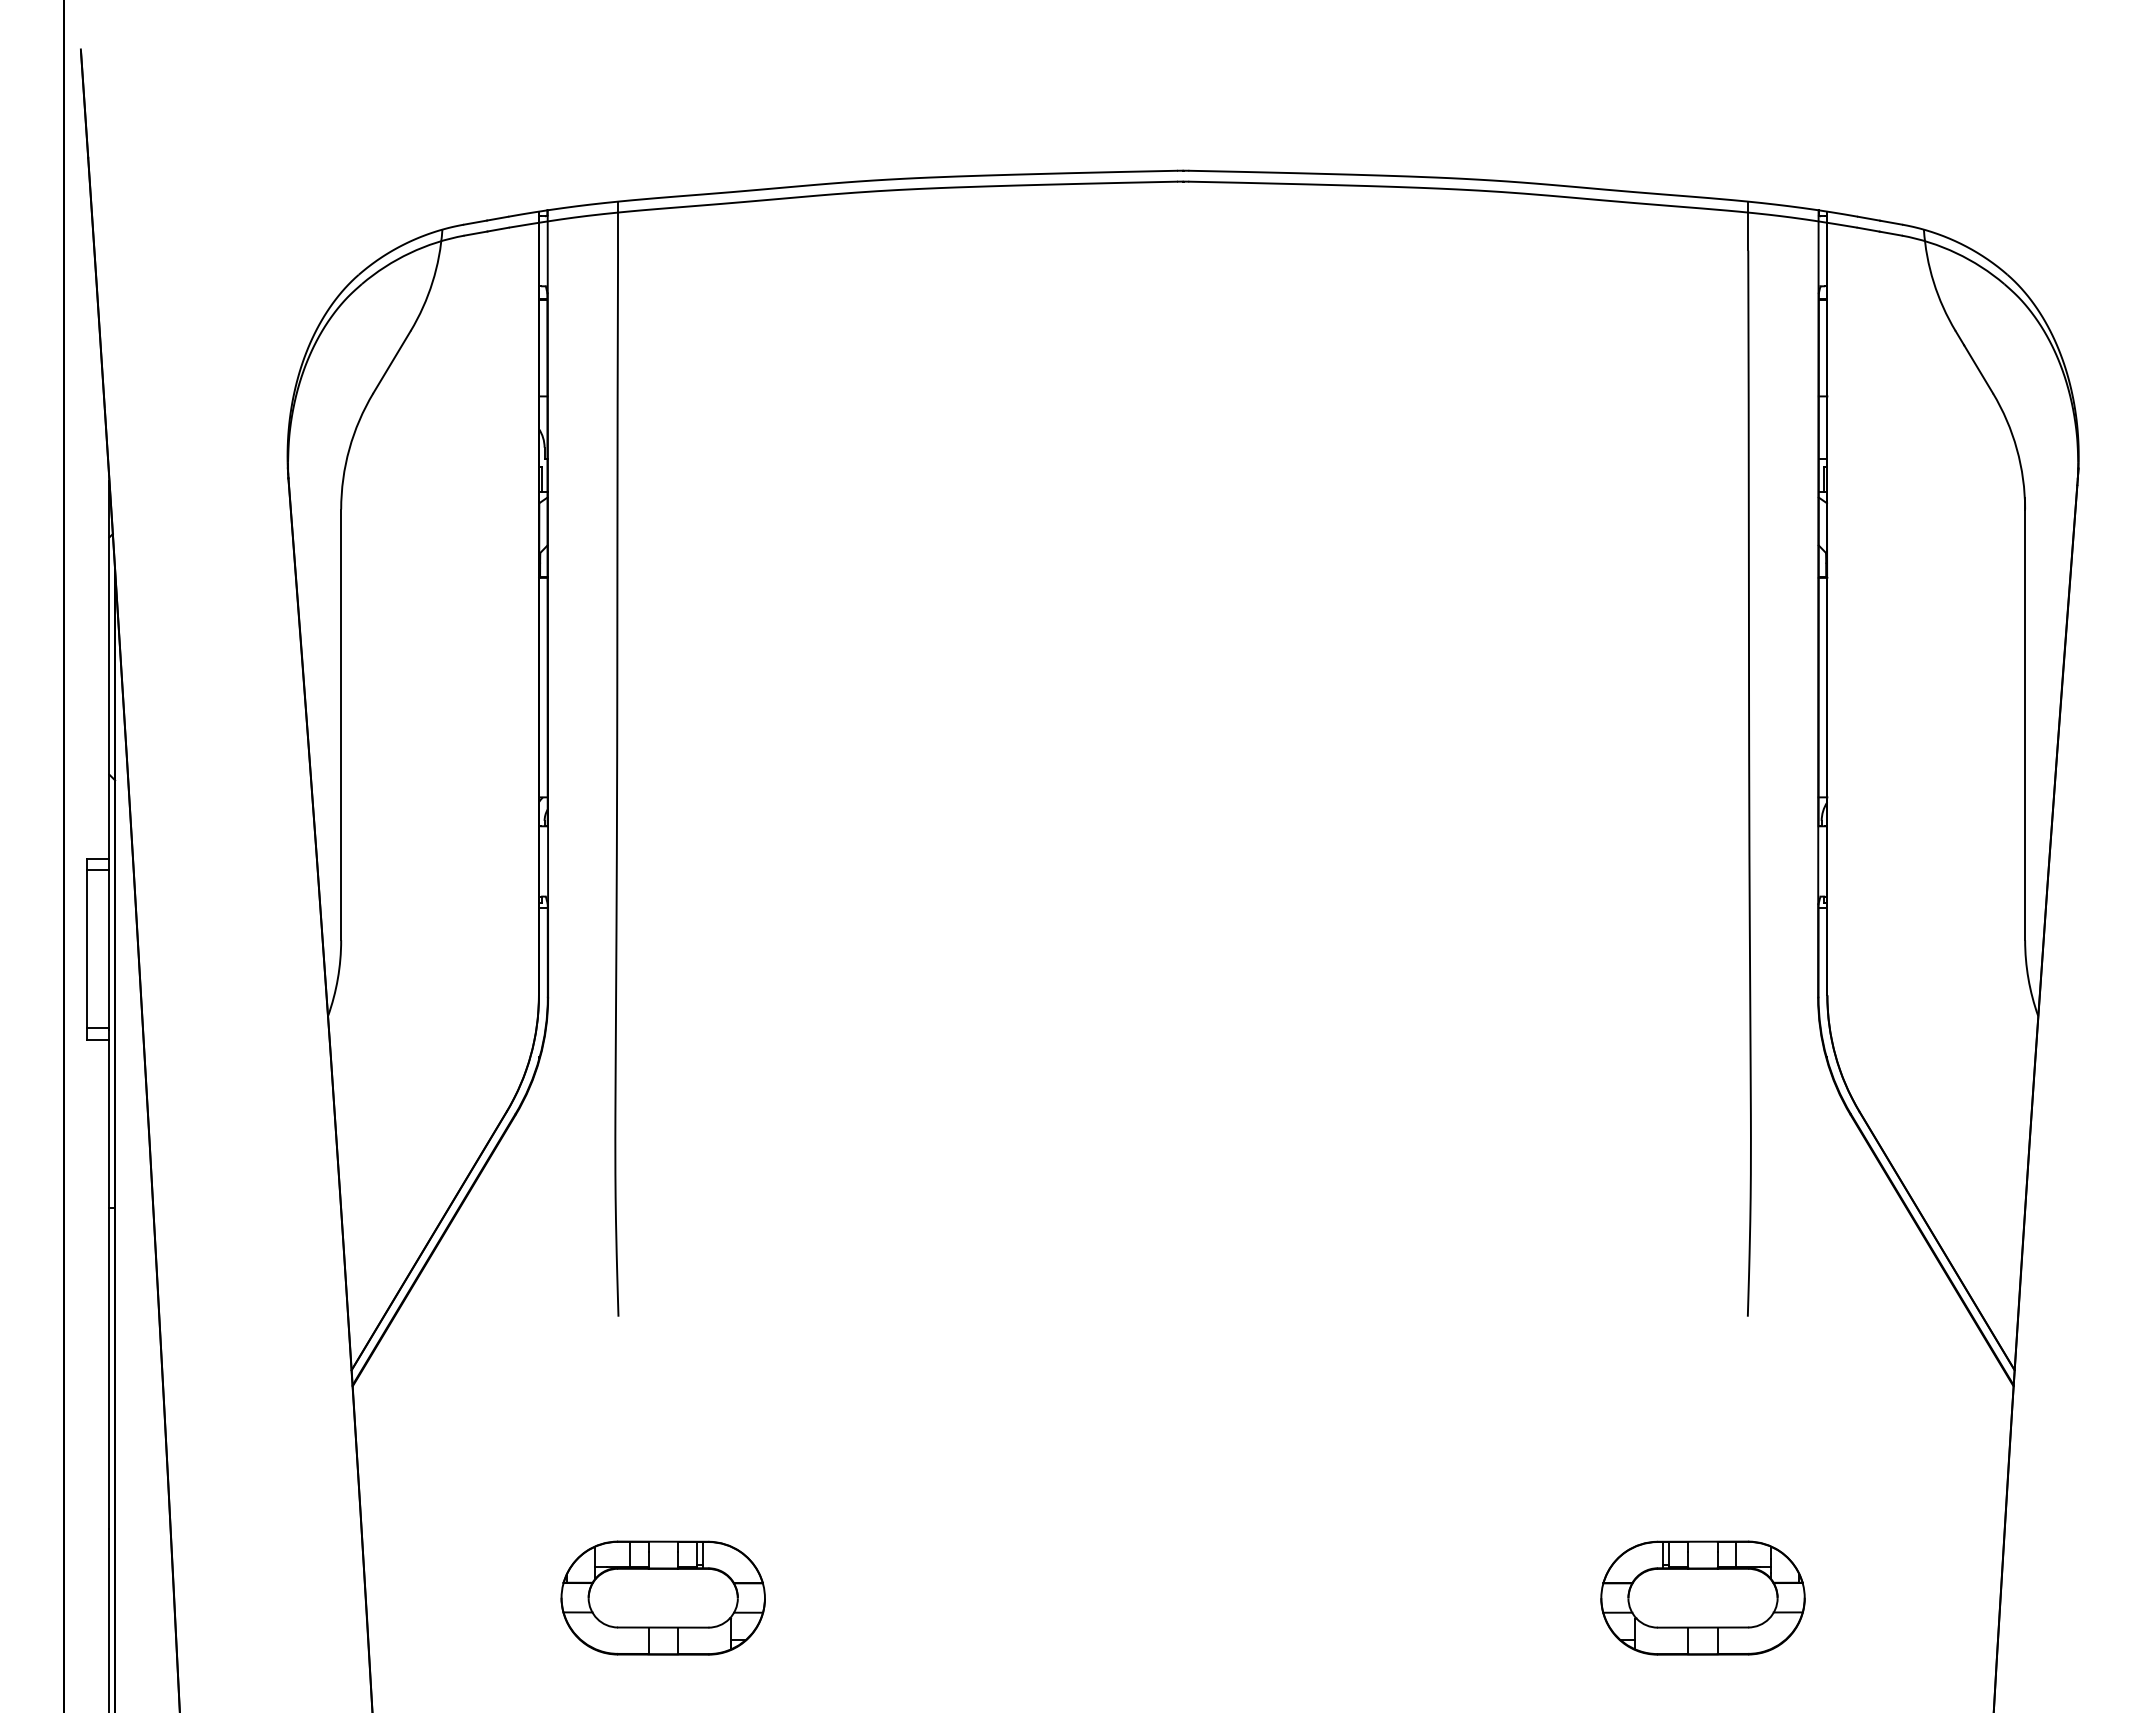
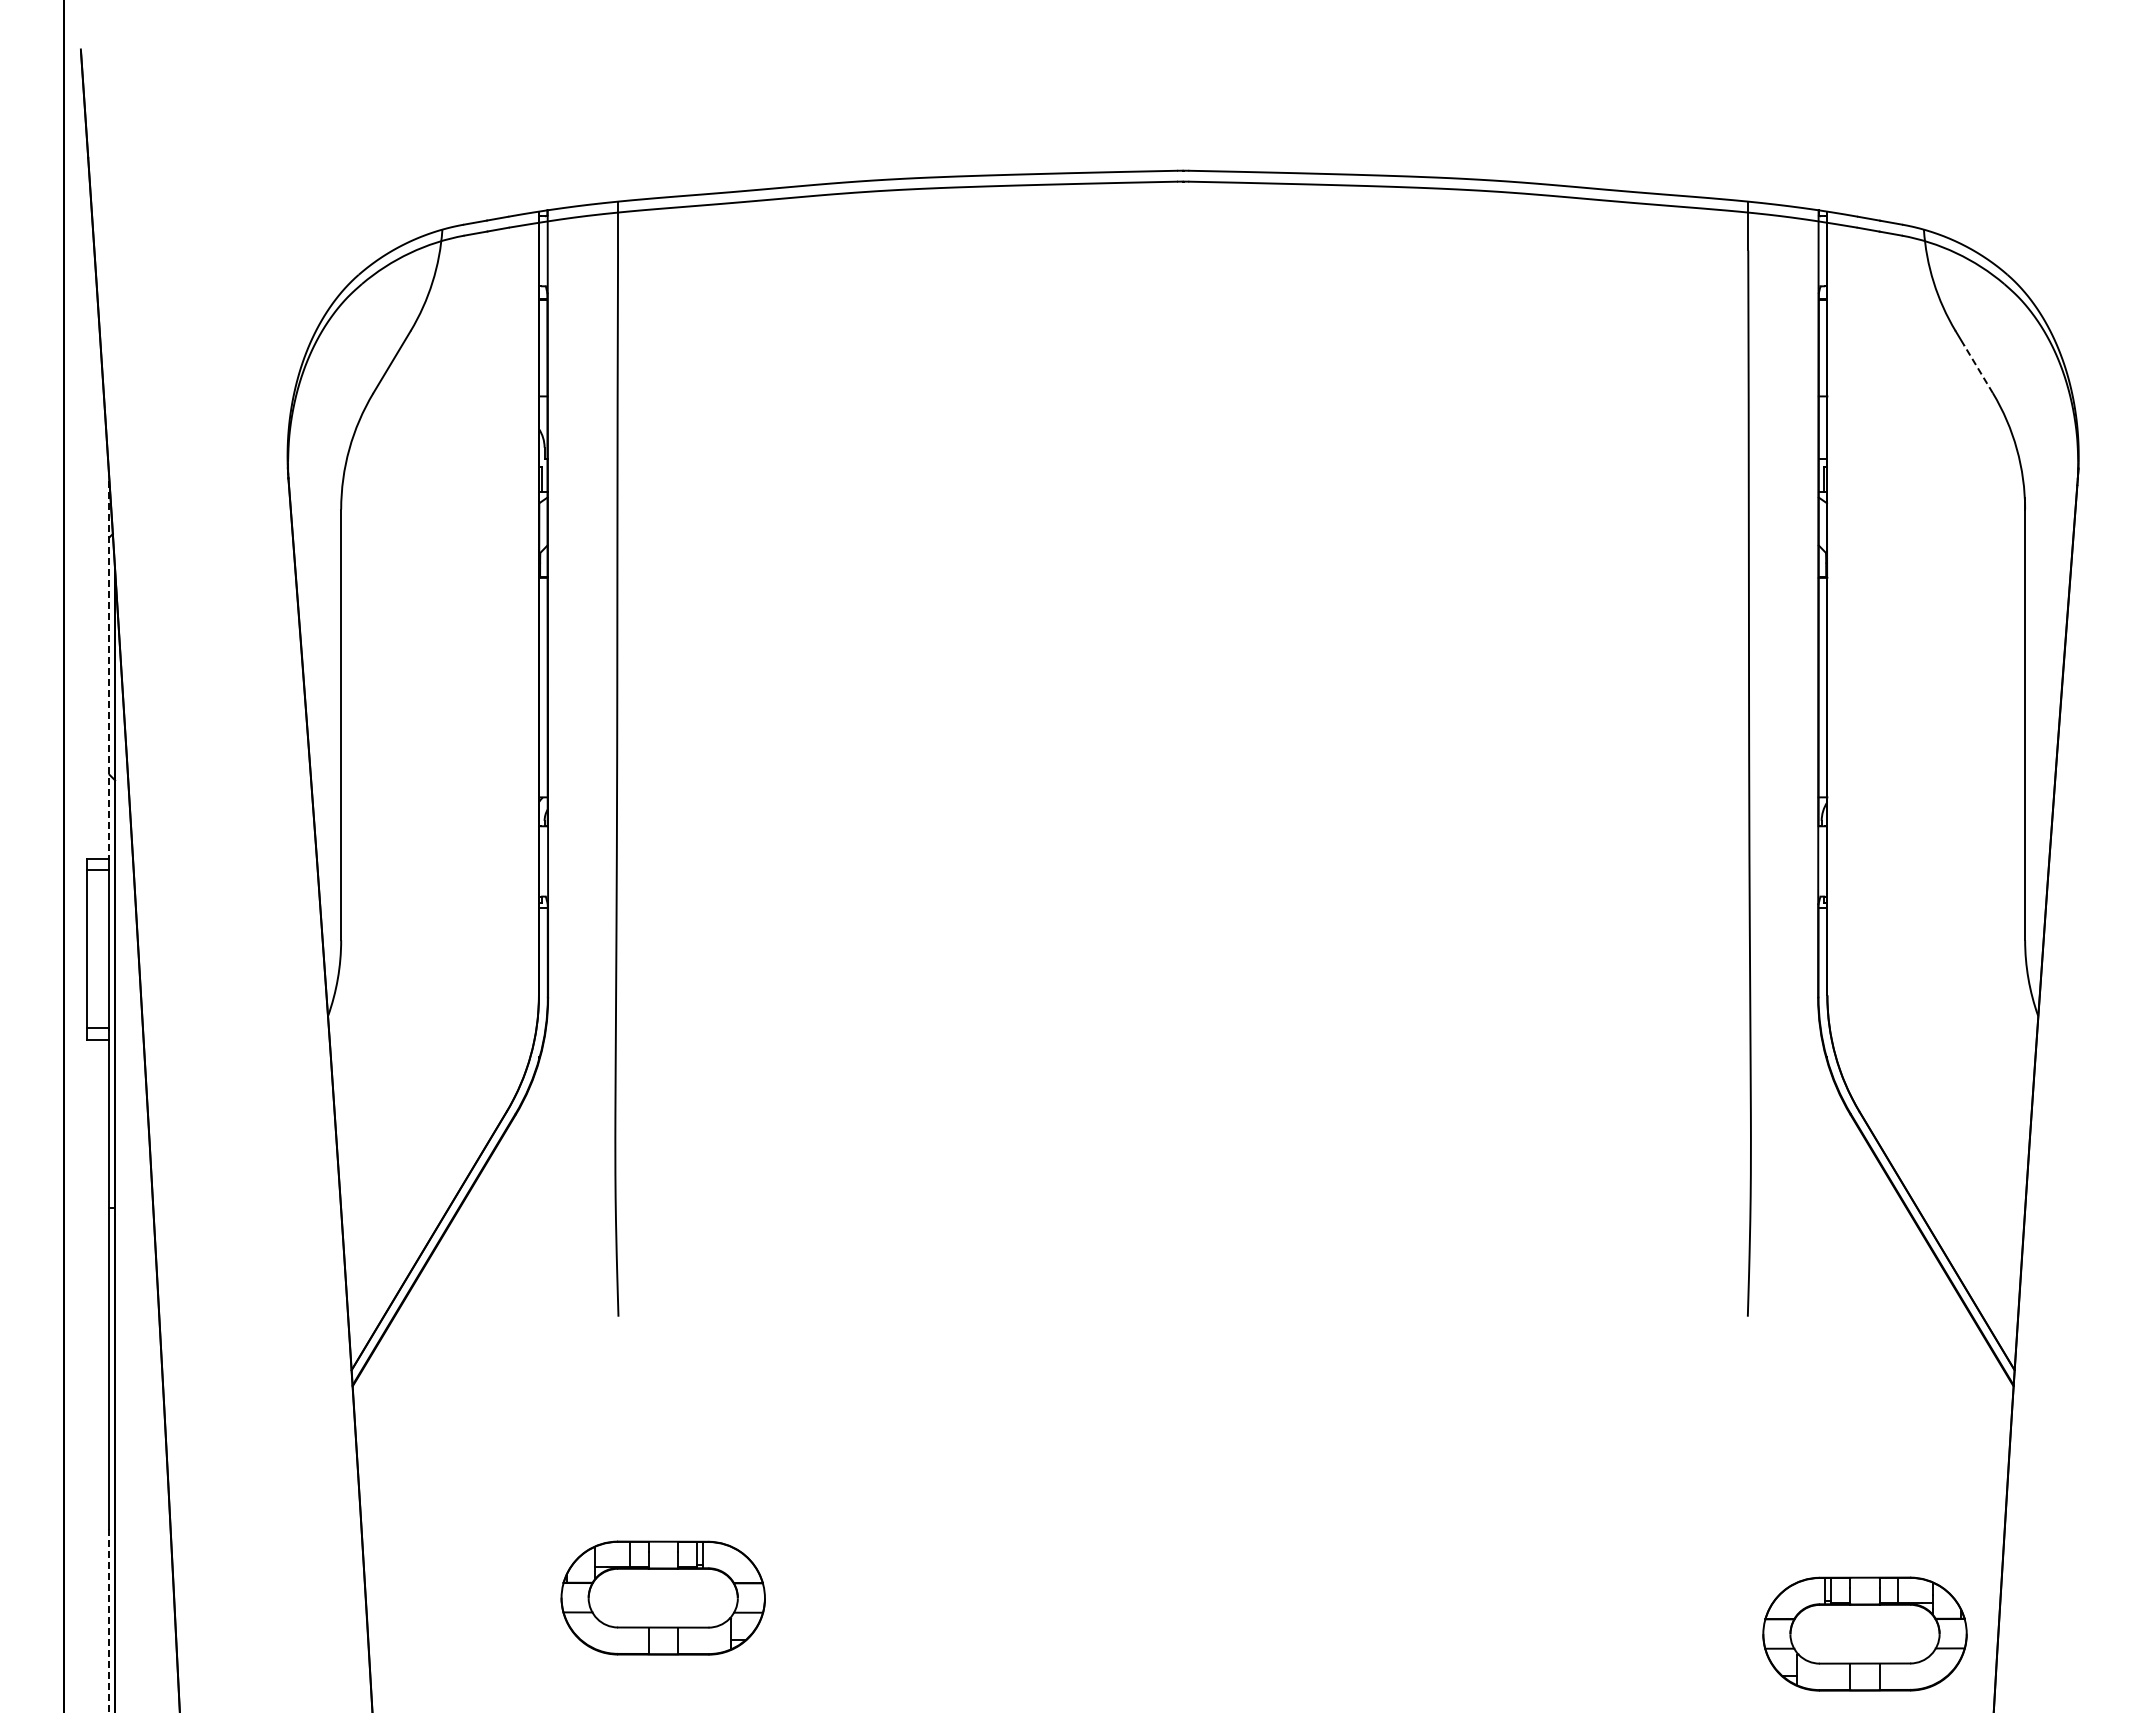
line: solid -> dashed (1978, 369)
line: solid -> dashed (109, 670)
part position: (1702, 1597) -> (1864, 1633) (1864, 1633)
line: solid -> dashed (109, 1620)
